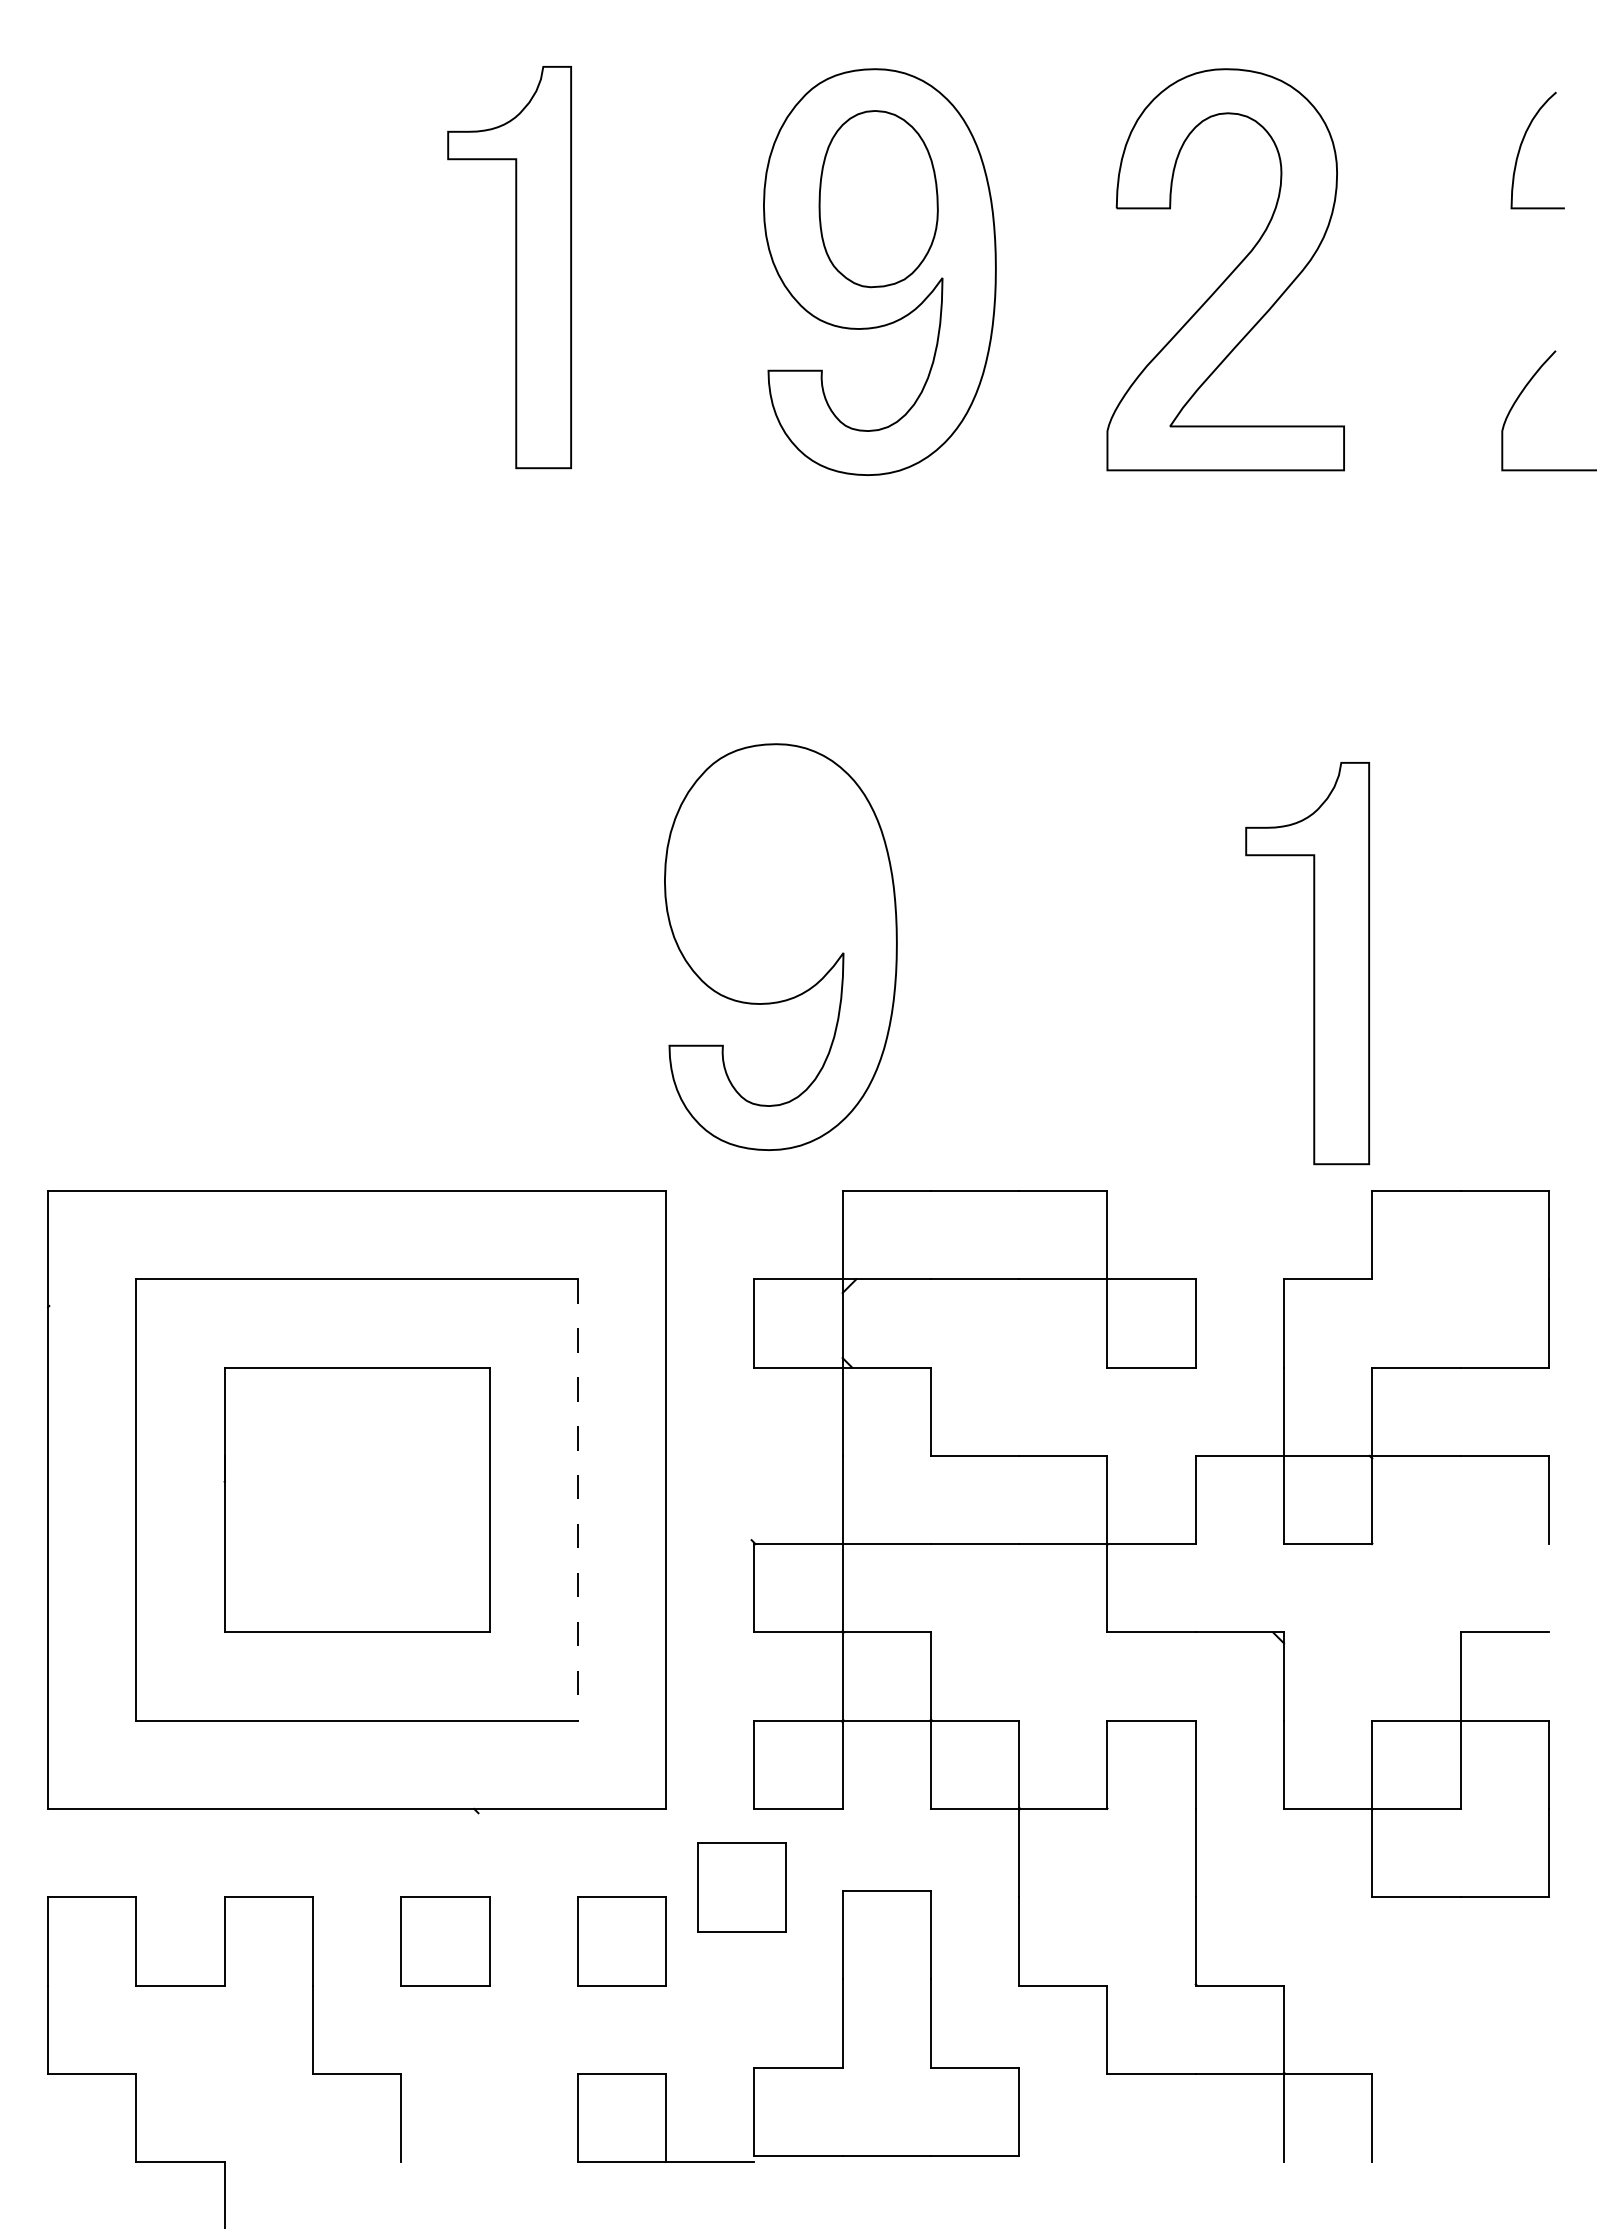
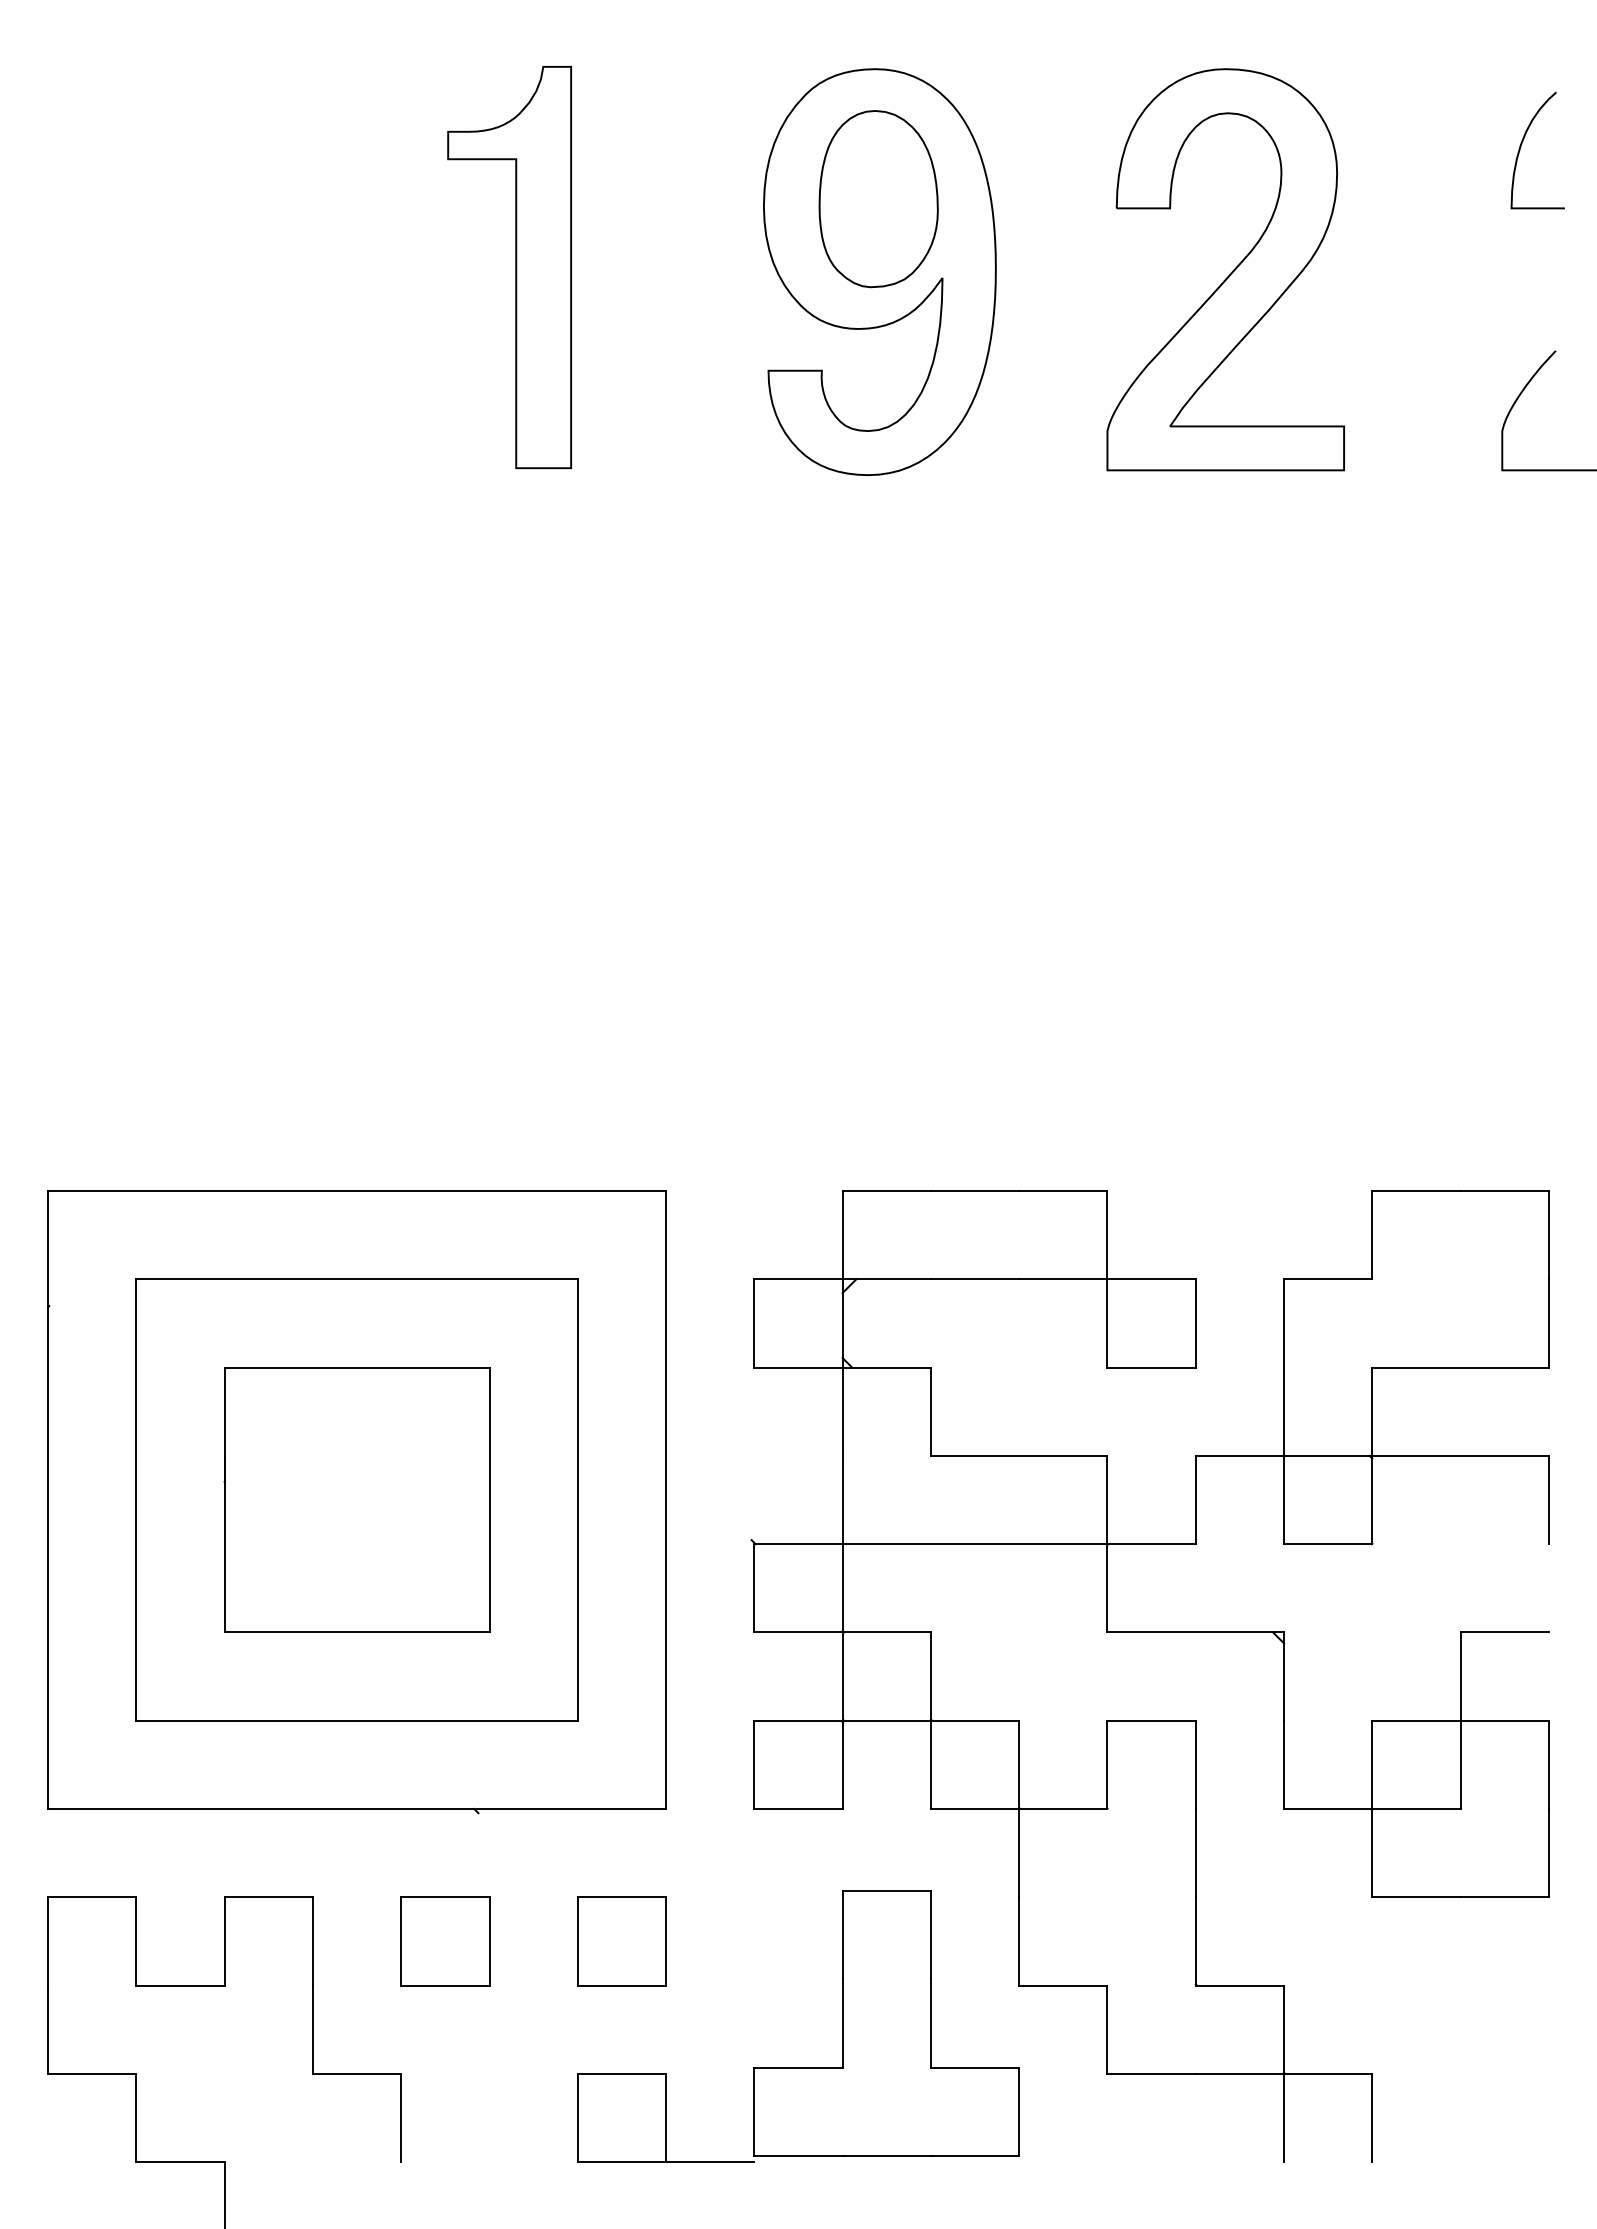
part: present -> none (780, 946)
part: present -> none (1307, 963)
line: dashed -> solid (577, 1500)
part: present -> none (741, 1887)
